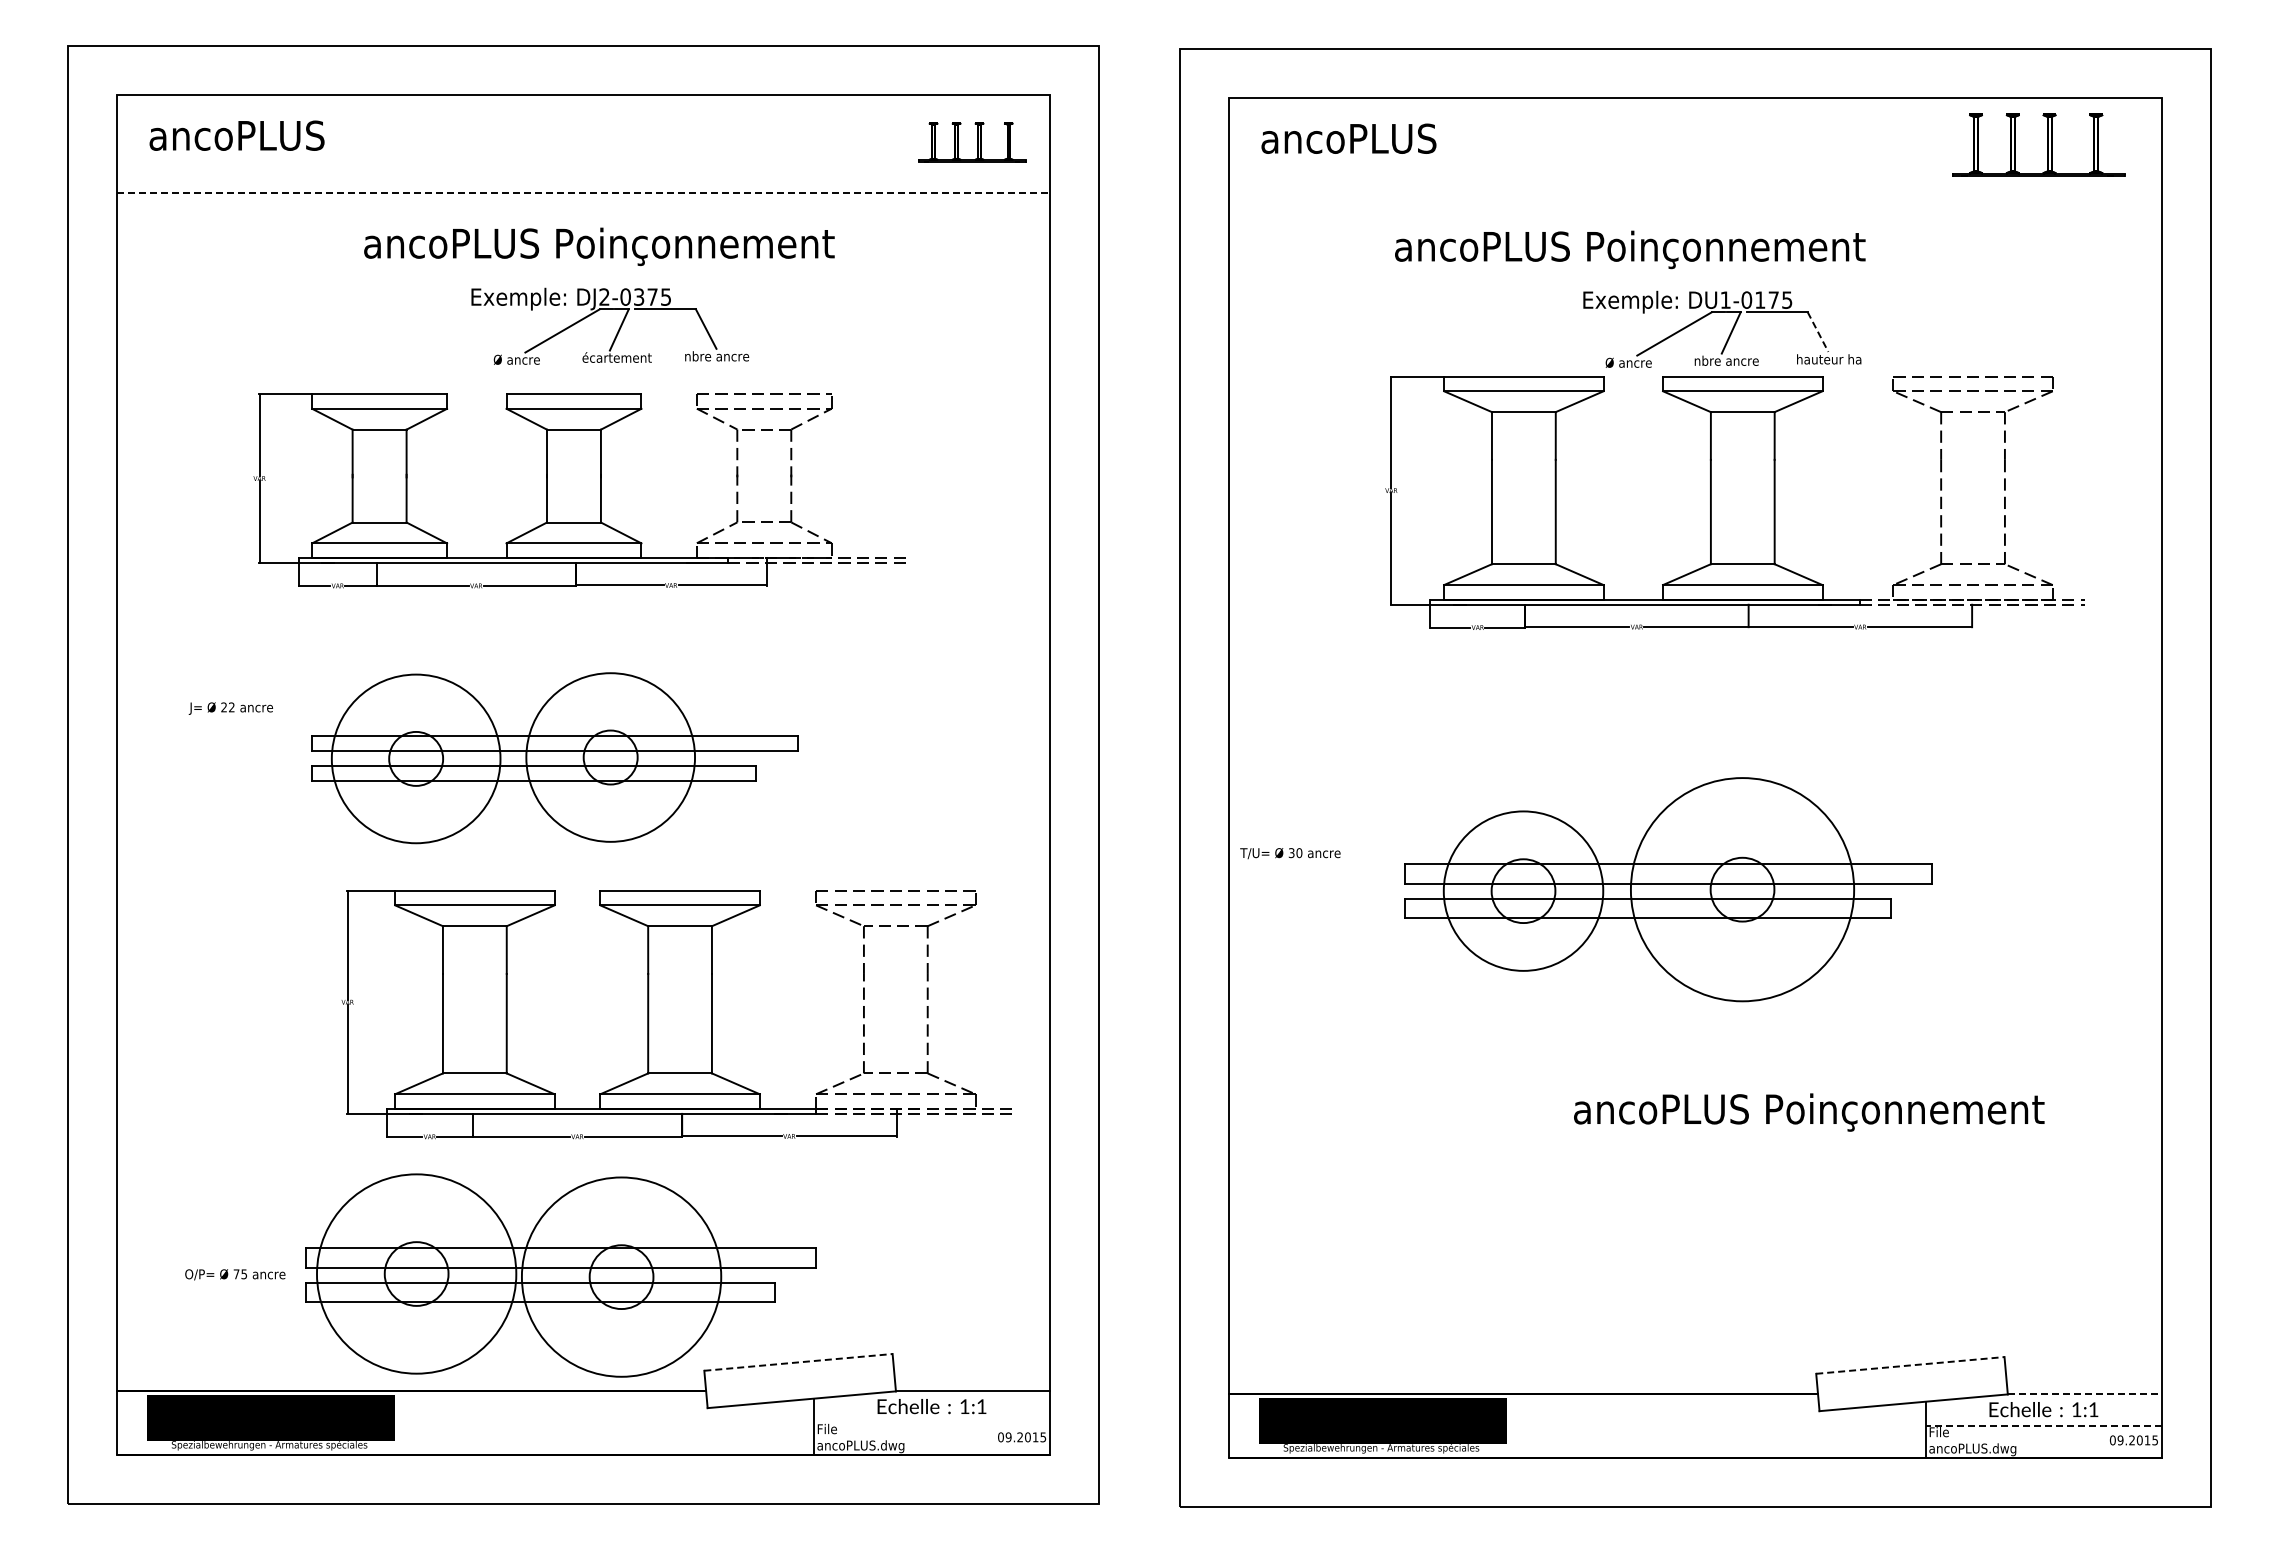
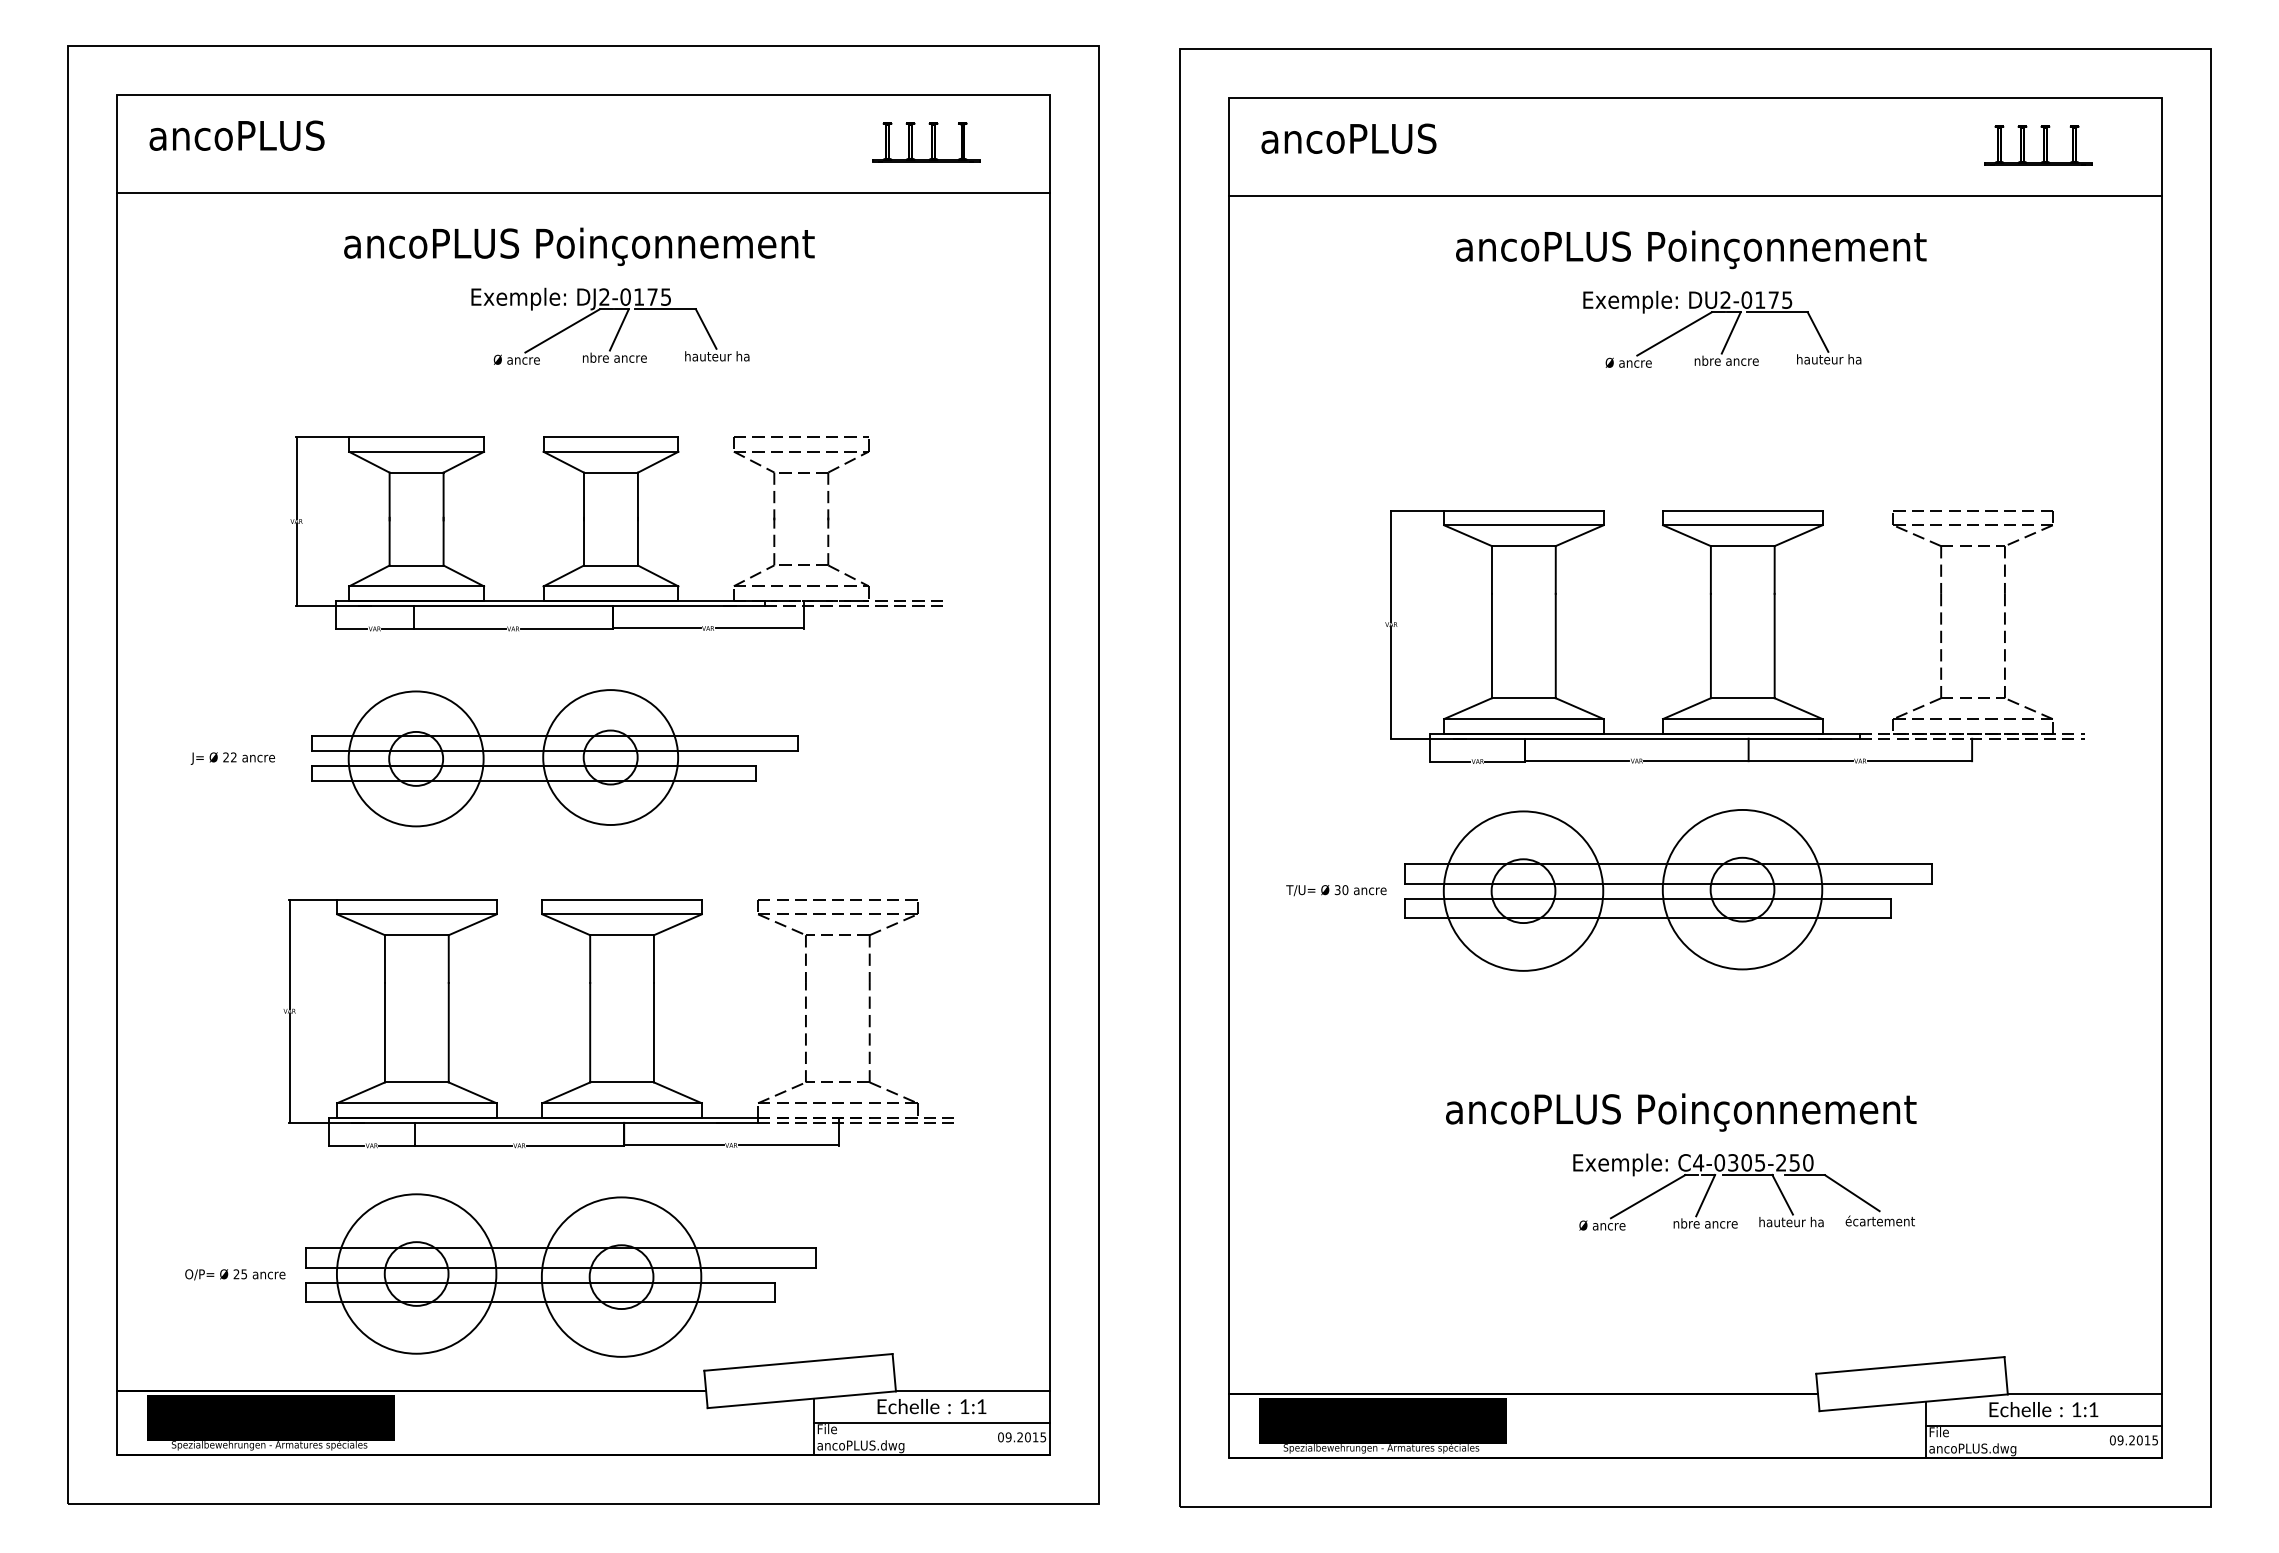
part position: (972, 142) -> (926, 142) (926, 142)
part size: 174x64 px -> 109x41 px (2038, 145)
line: dashed -> solid (584, 192)
line: none -> present (1695, 195)
text position: (599, 246) -> (579, 246) (579, 246)
text position: (1630, 249) -> (1691, 249) (1691, 249)
text: DJ2-0375 -> DJ2-0175 (639, 296)
text: DU1-0175 -> DU2-0175 (1725, 299)
line: dashed -> solid (1818, 332)
text: nbre ancre -> hauteur ha (717, 356)
text: écartement -> nbre ancre (616, 357)
part position: (579, 490) -> (616, 533) (616, 533)
part position: (1734, 502) -> (1734, 636) (1734, 636)
text position: (230, 708) -> (232, 758) (232, 758)
circle diameter: 169 px -> 135 px (610, 757)
circle diameter: 169 px -> 135 px (415, 758)
text position: (1290, 853) -> (1336, 890) (1336, 890)
circle diameter: 223 px -> 159 px (1742, 889)
part position: (676, 1014) -> (618, 1023) (618, 1023)
text position: (1809, 1112) -> (1681, 1112) (1681, 1112)
part: none -> present (1743, 1175)
circle diameter: 199 px -> 159 px (416, 1273)
text: 75 -> 25 (236, 1274)
circle diameter: 199 px -> 159 px (621, 1276)
line: dashed -> solid (798, 1362)
line: dashed -> solid (1910, 1365)
line: dashed -> solid (2084, 1393)
line: none -> present (931, 1422)
line: dashed -> solid (2043, 1425)
